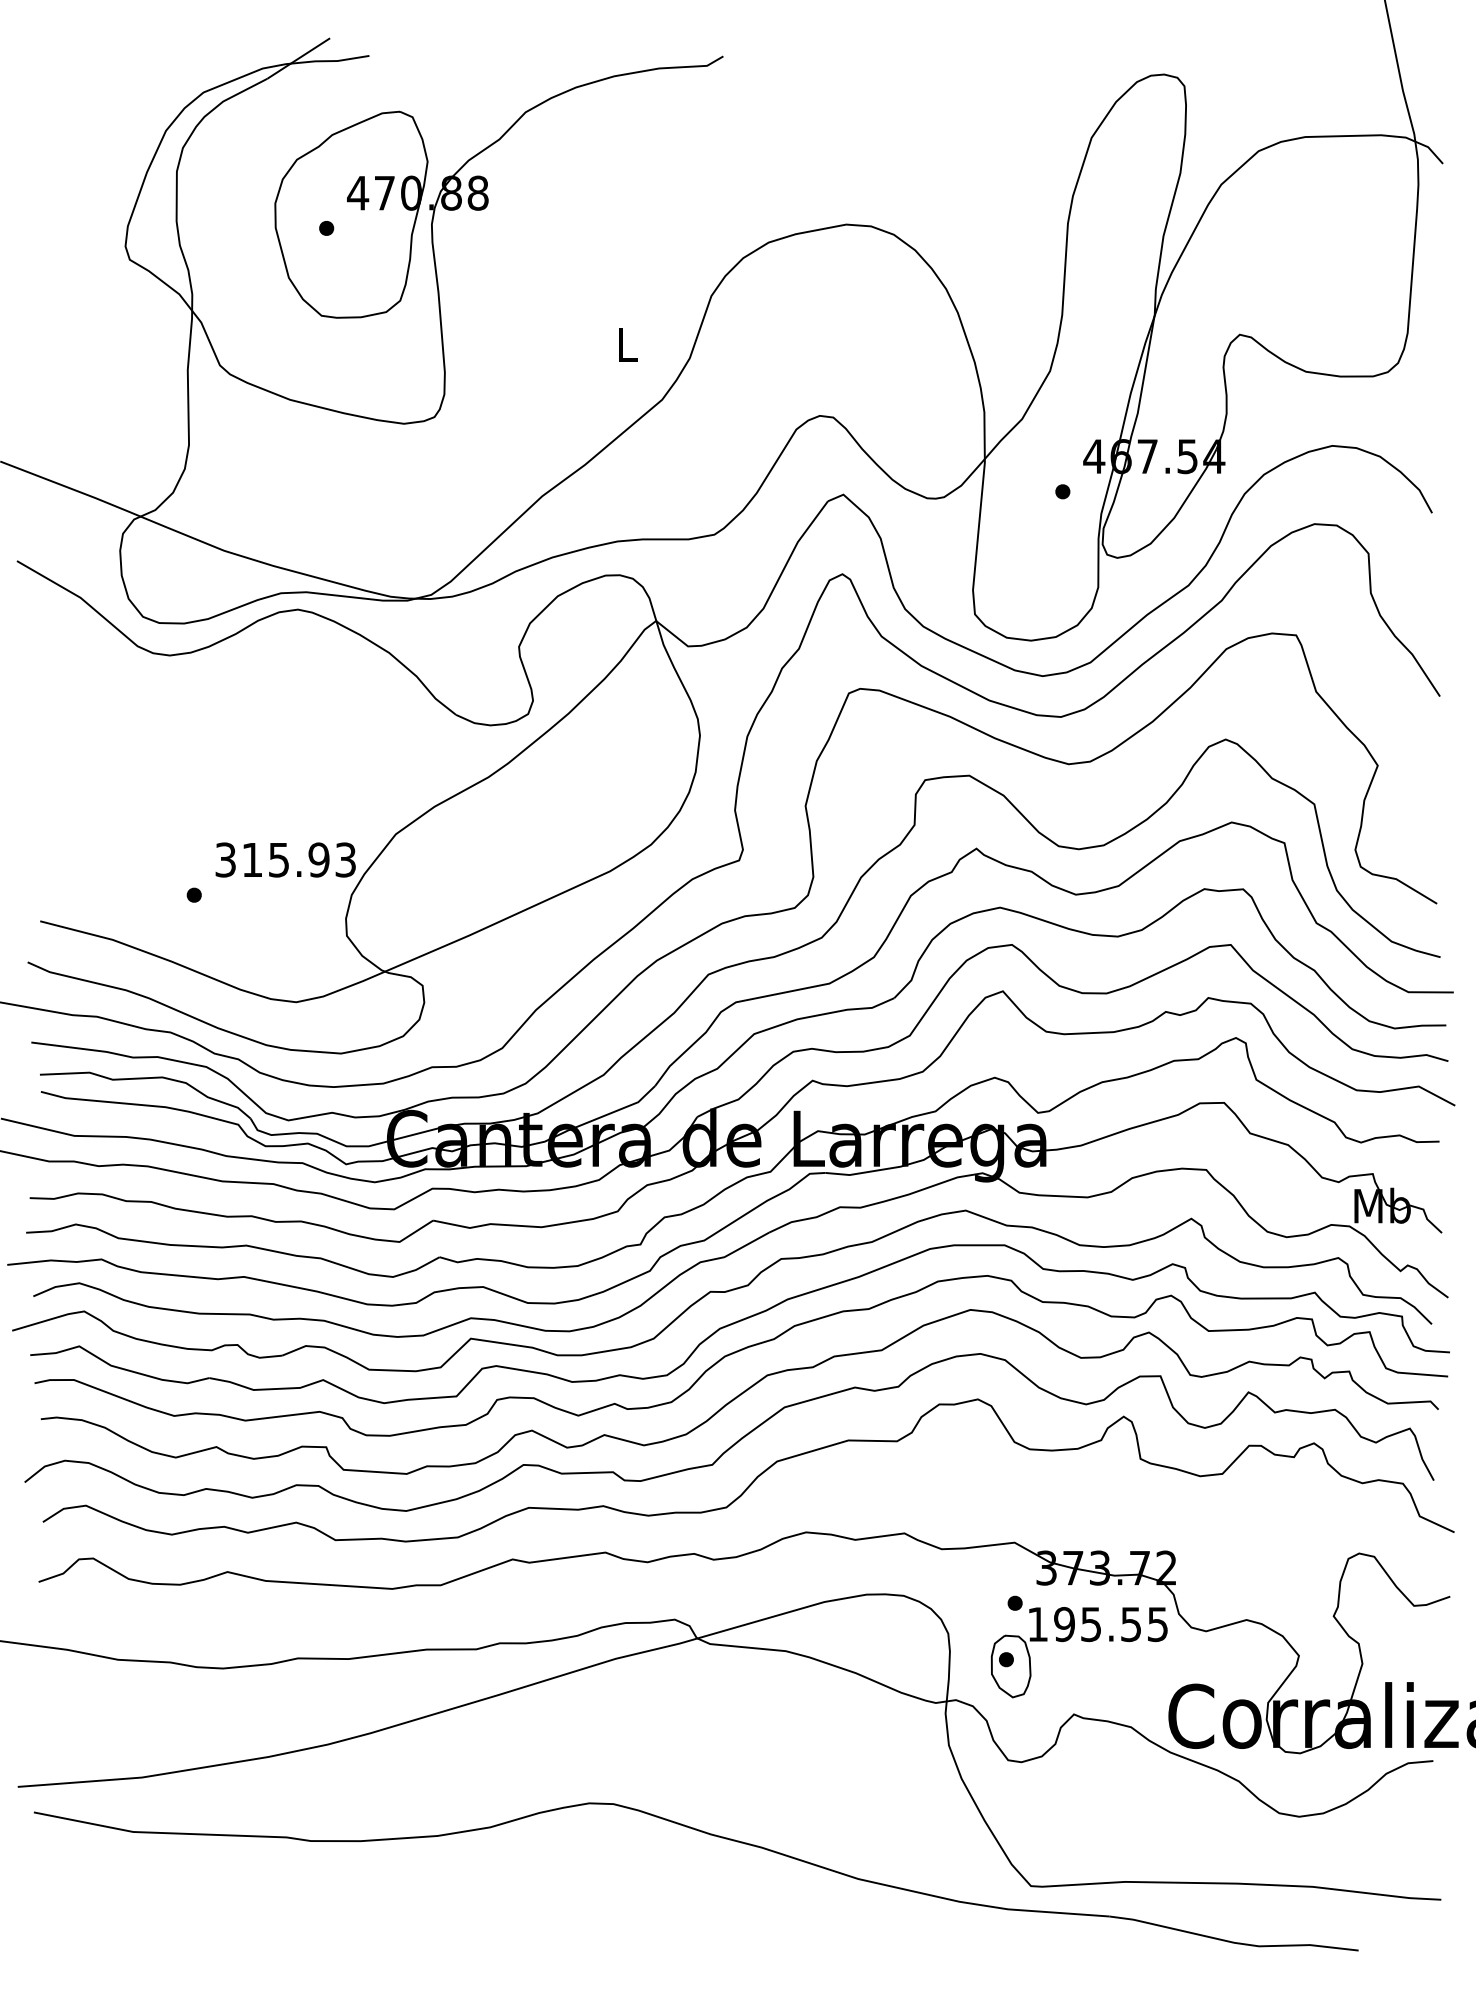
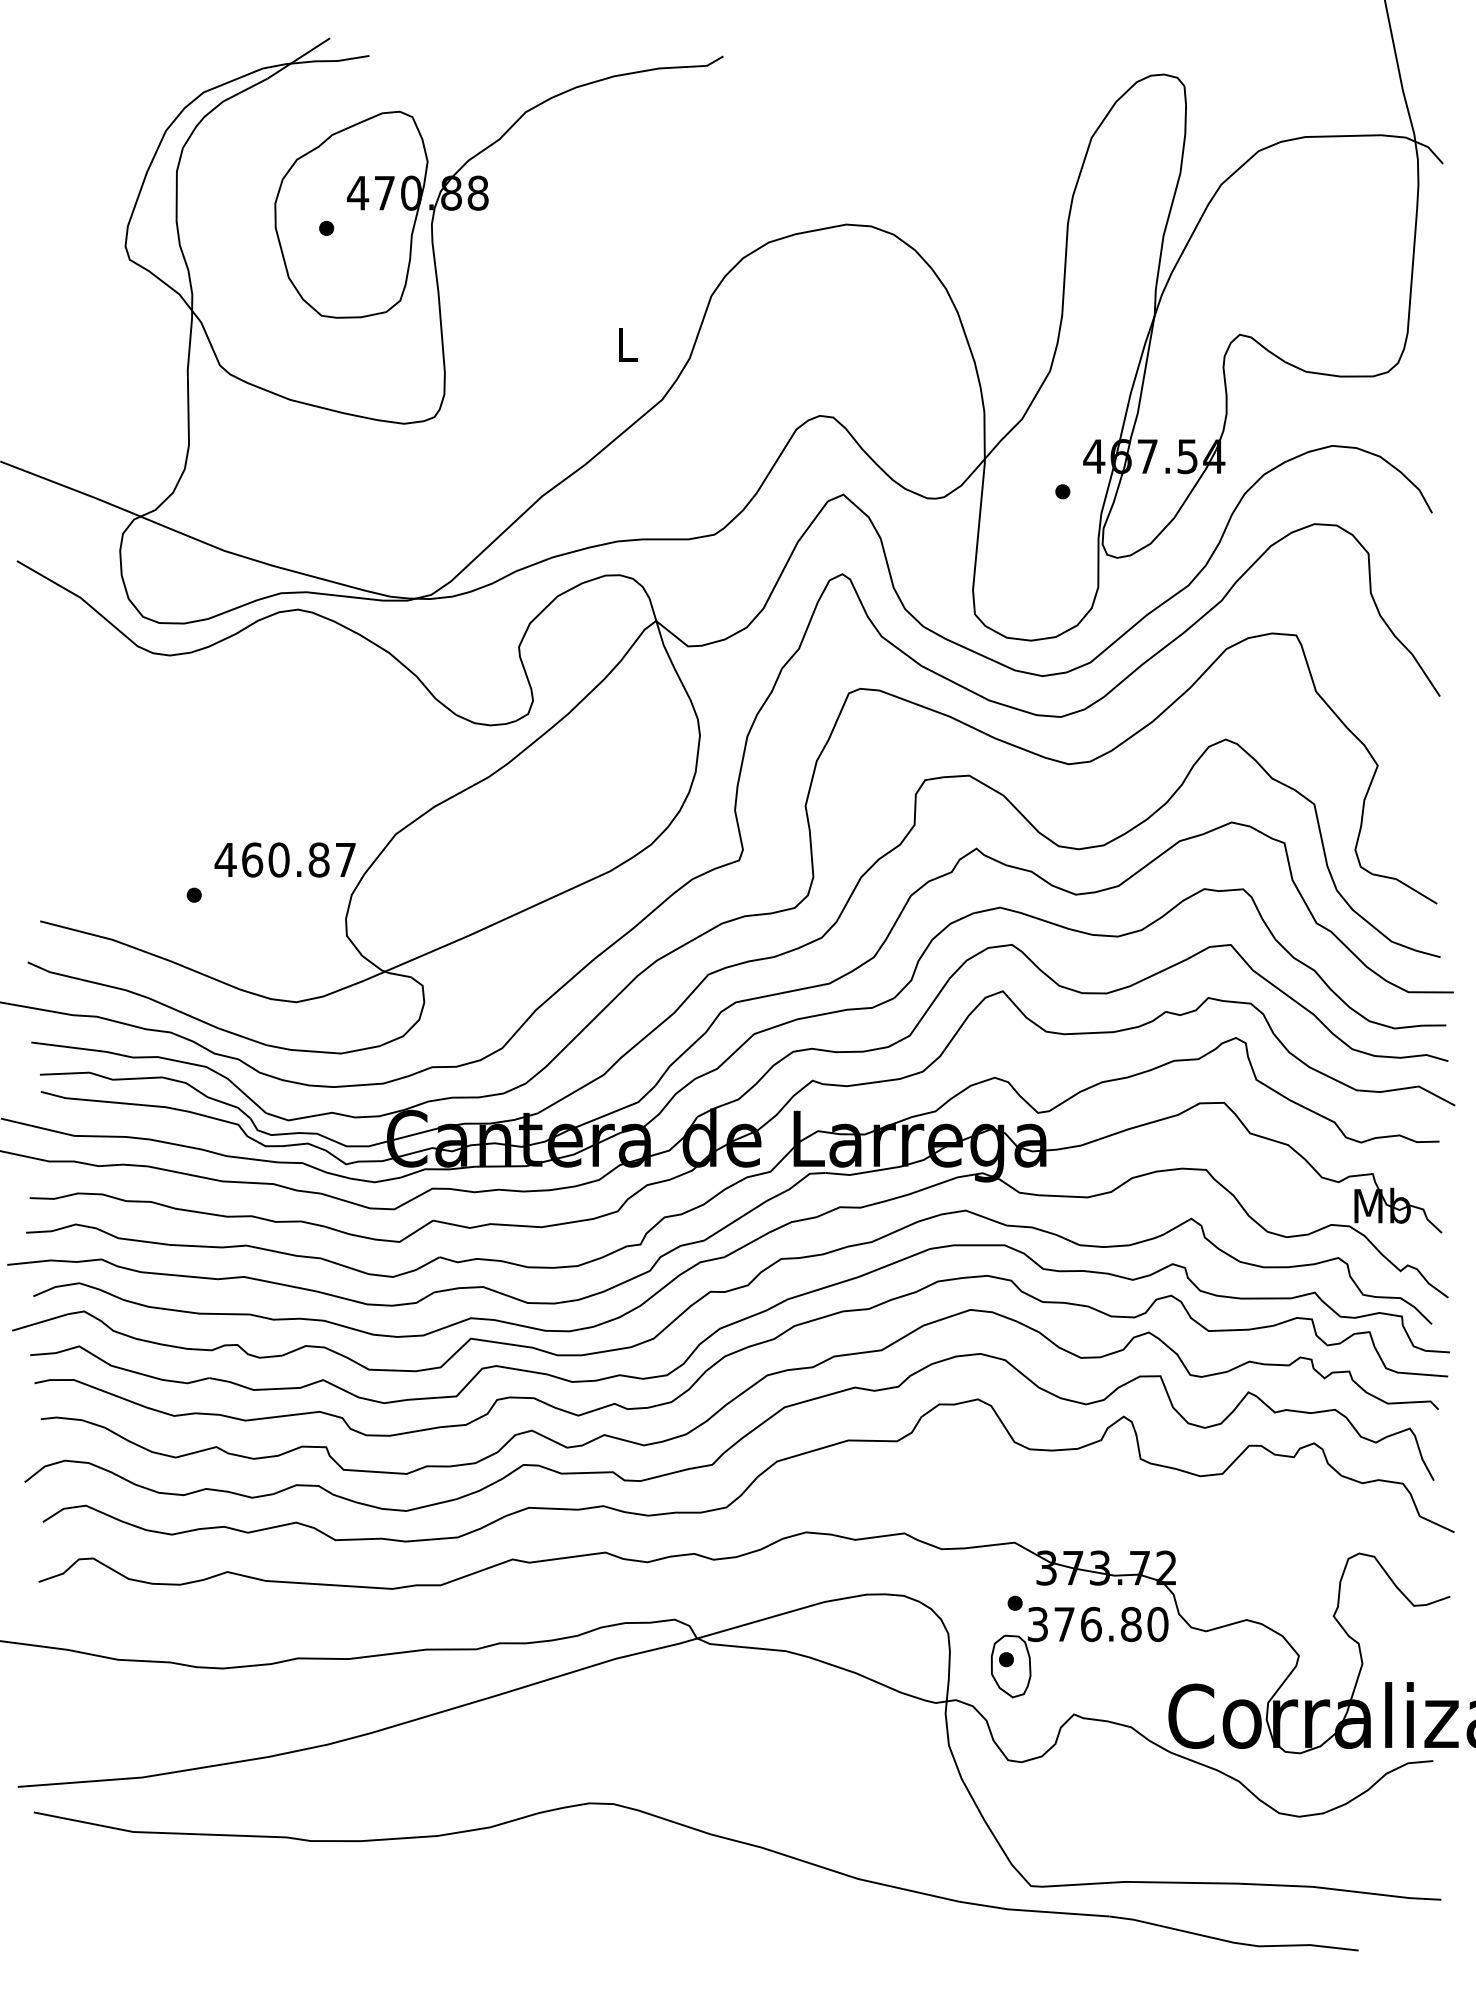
text: 315.93 -> 460.87 (284, 859)
text: 195.55 -> 376.80 (1097, 1624)
